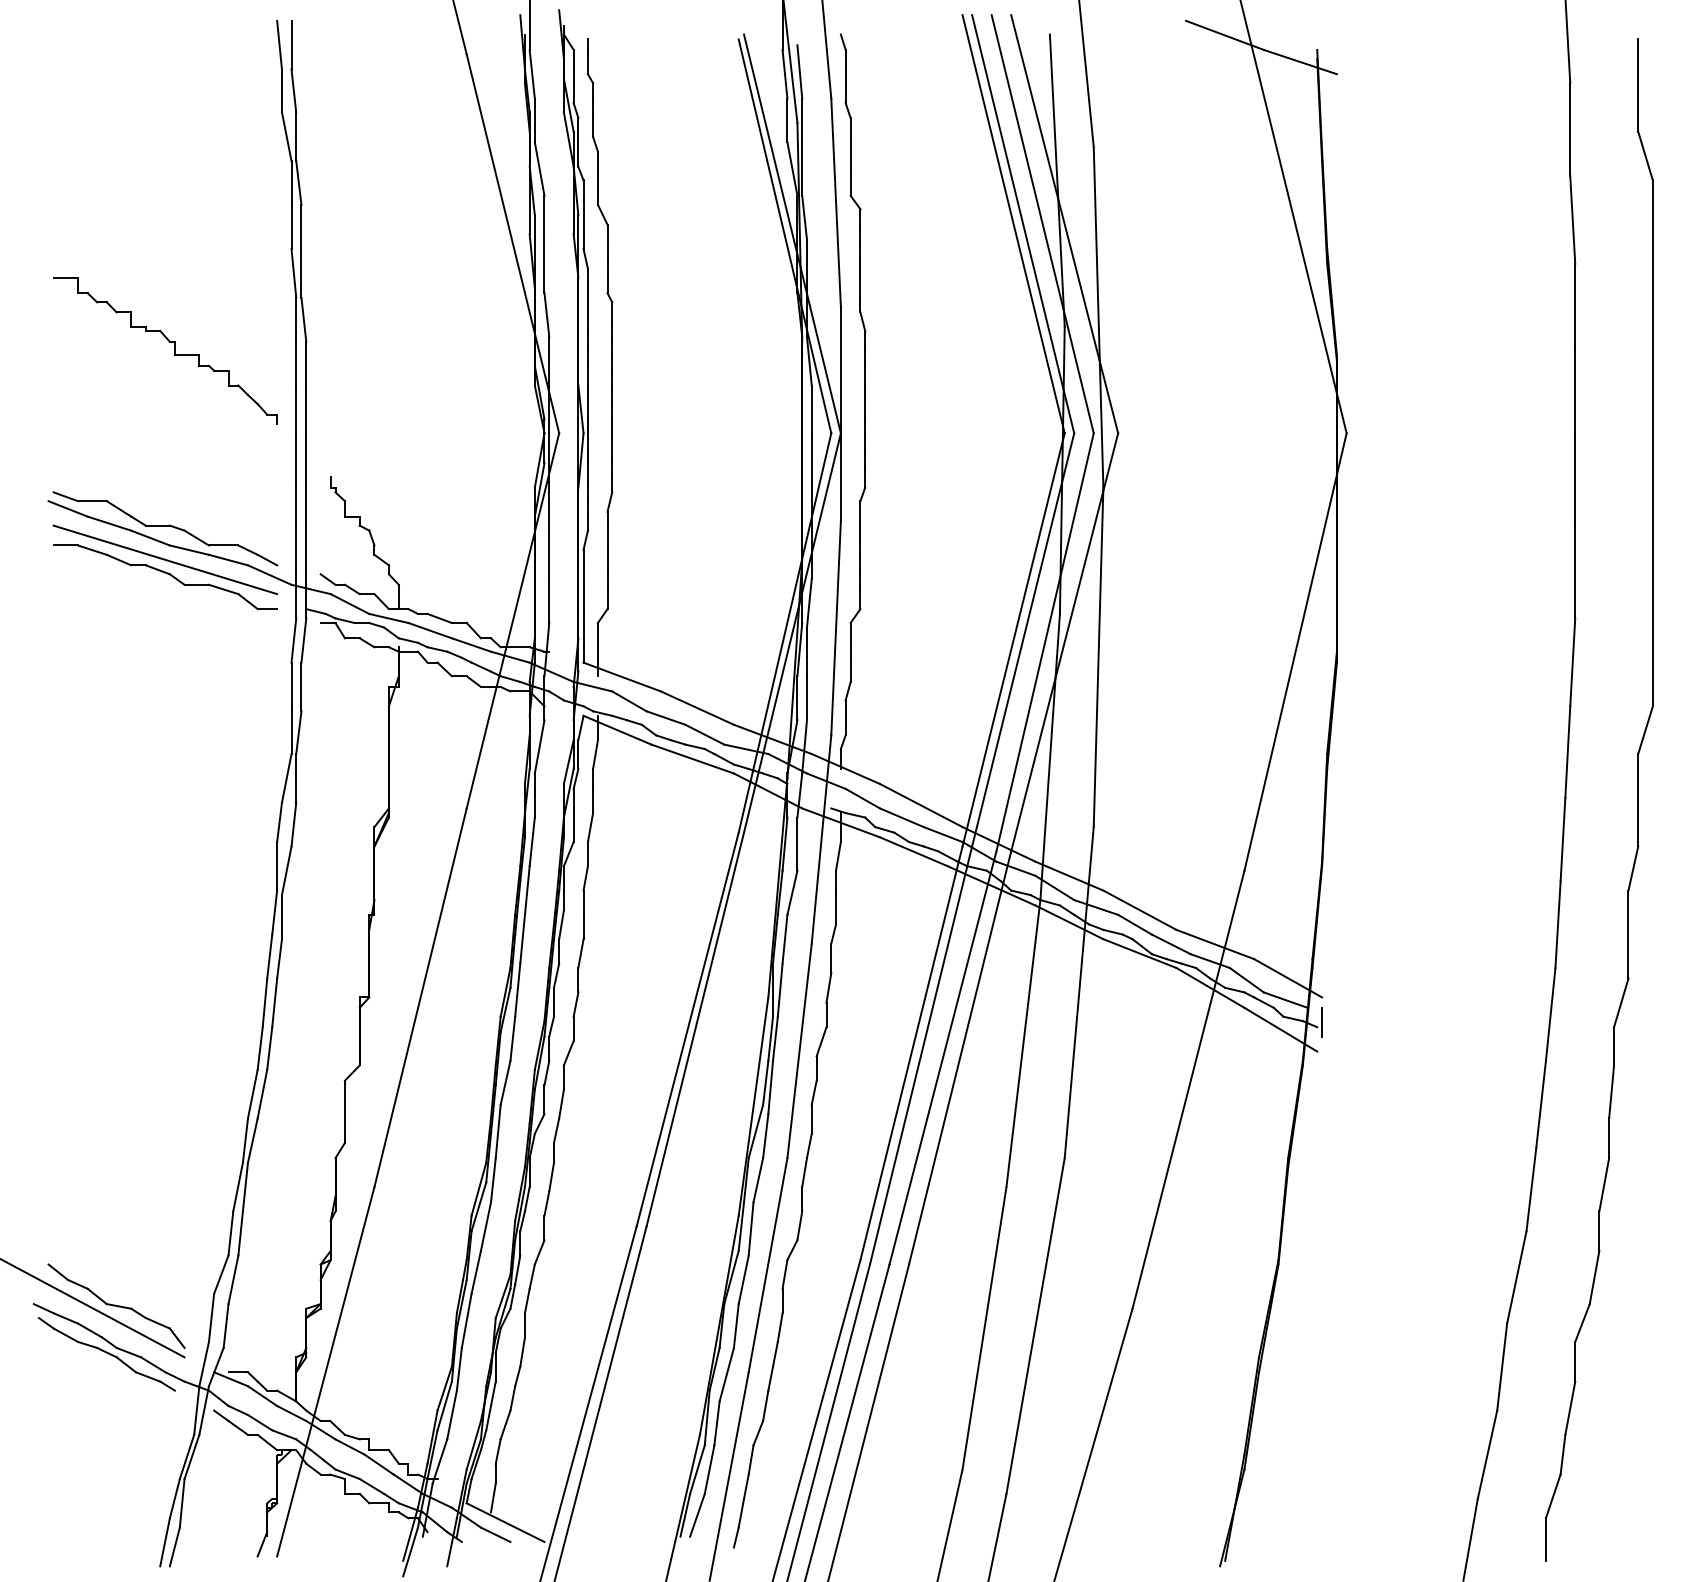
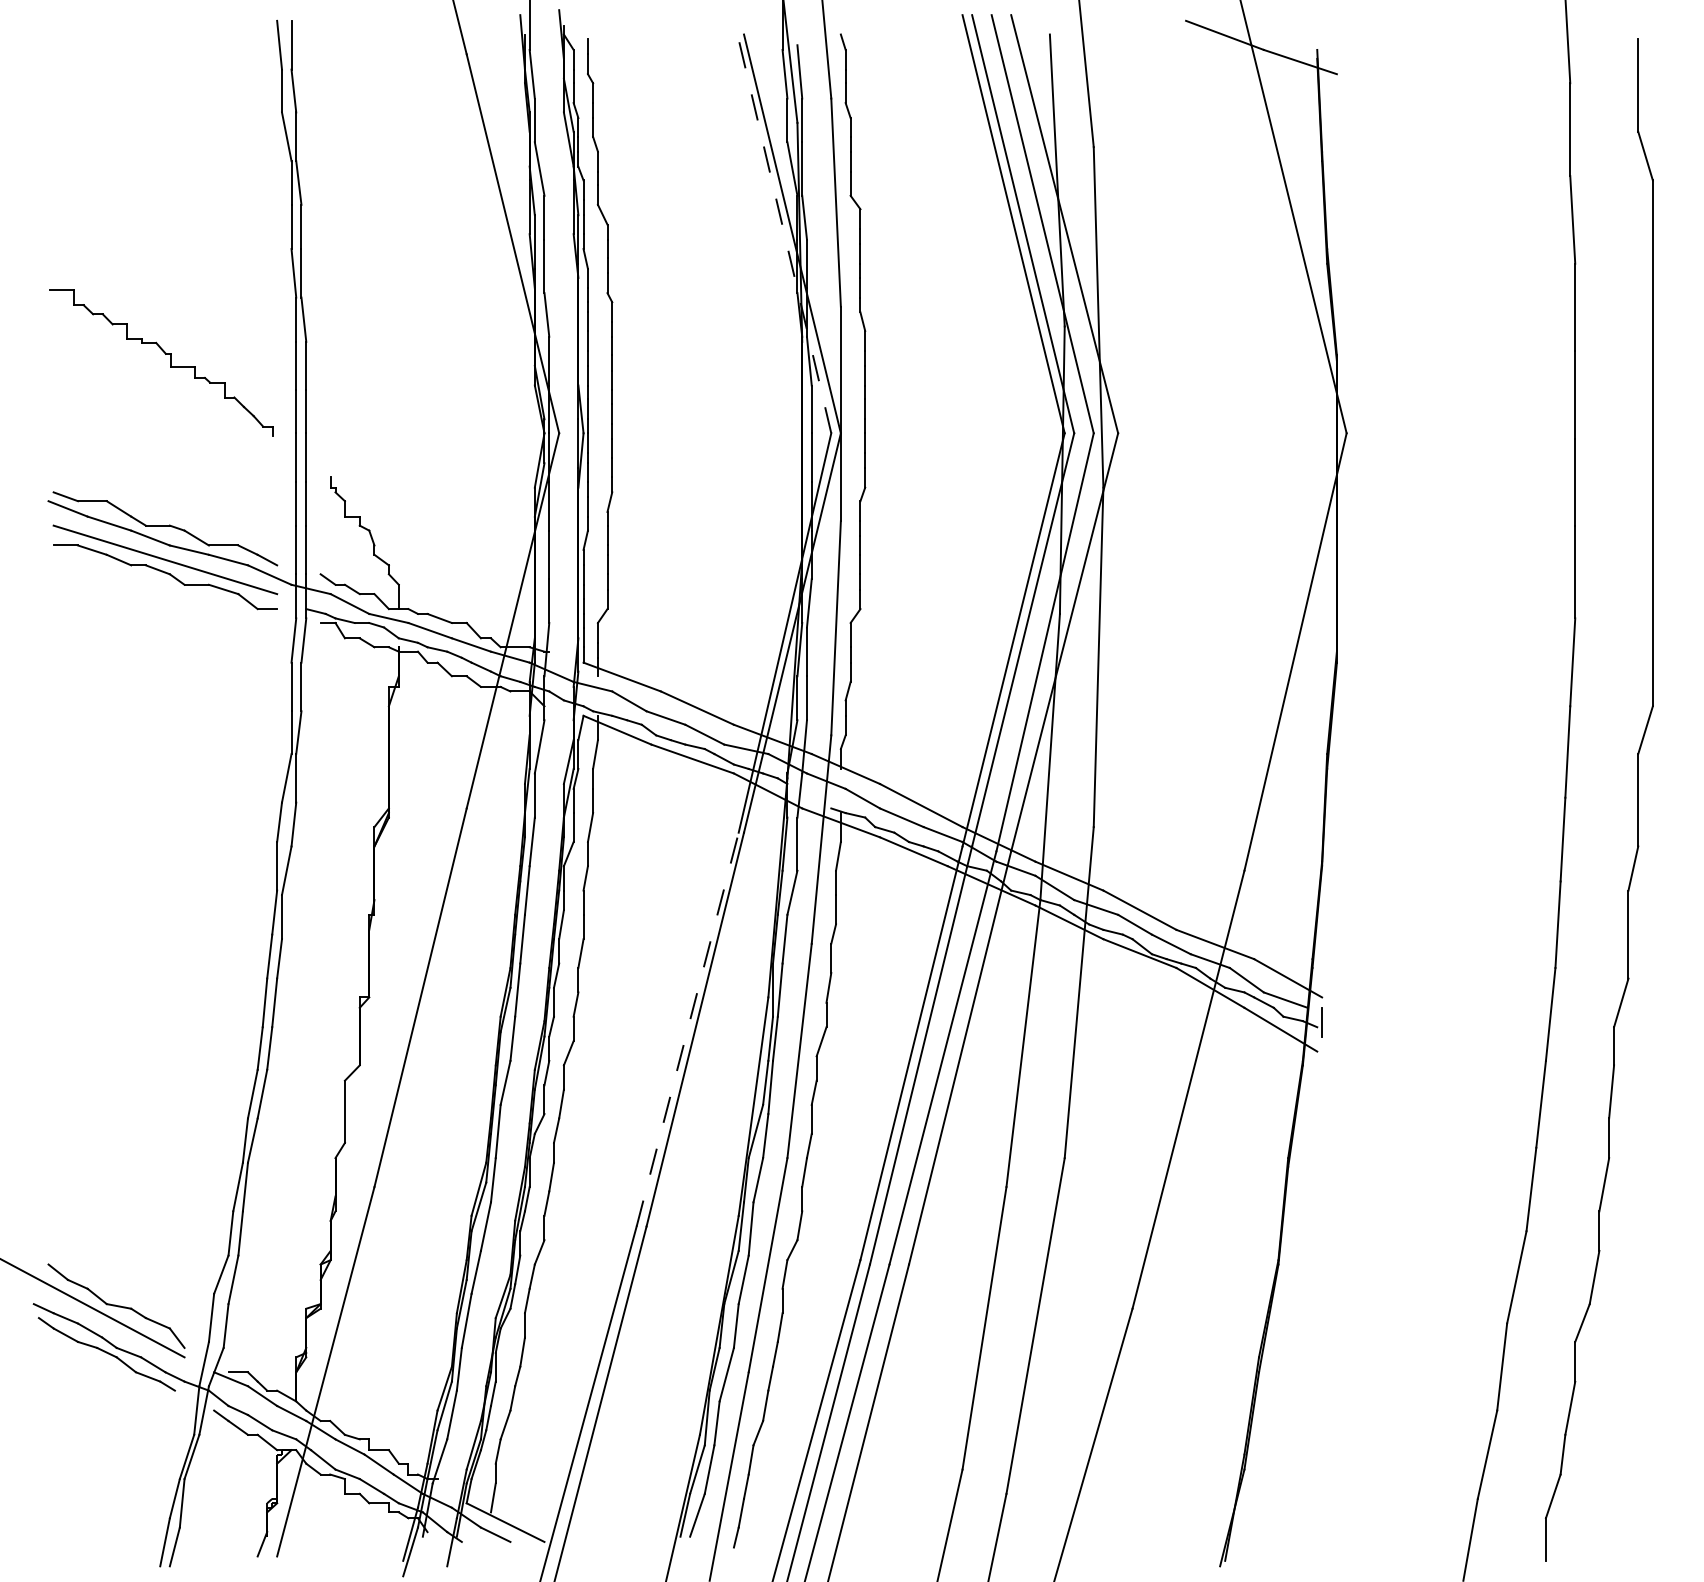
line: solid -> dashed (784, 235)
part position: (169, 342) -> (165, 354) (165, 354)
line: solid -> dashed (687, 1029)
